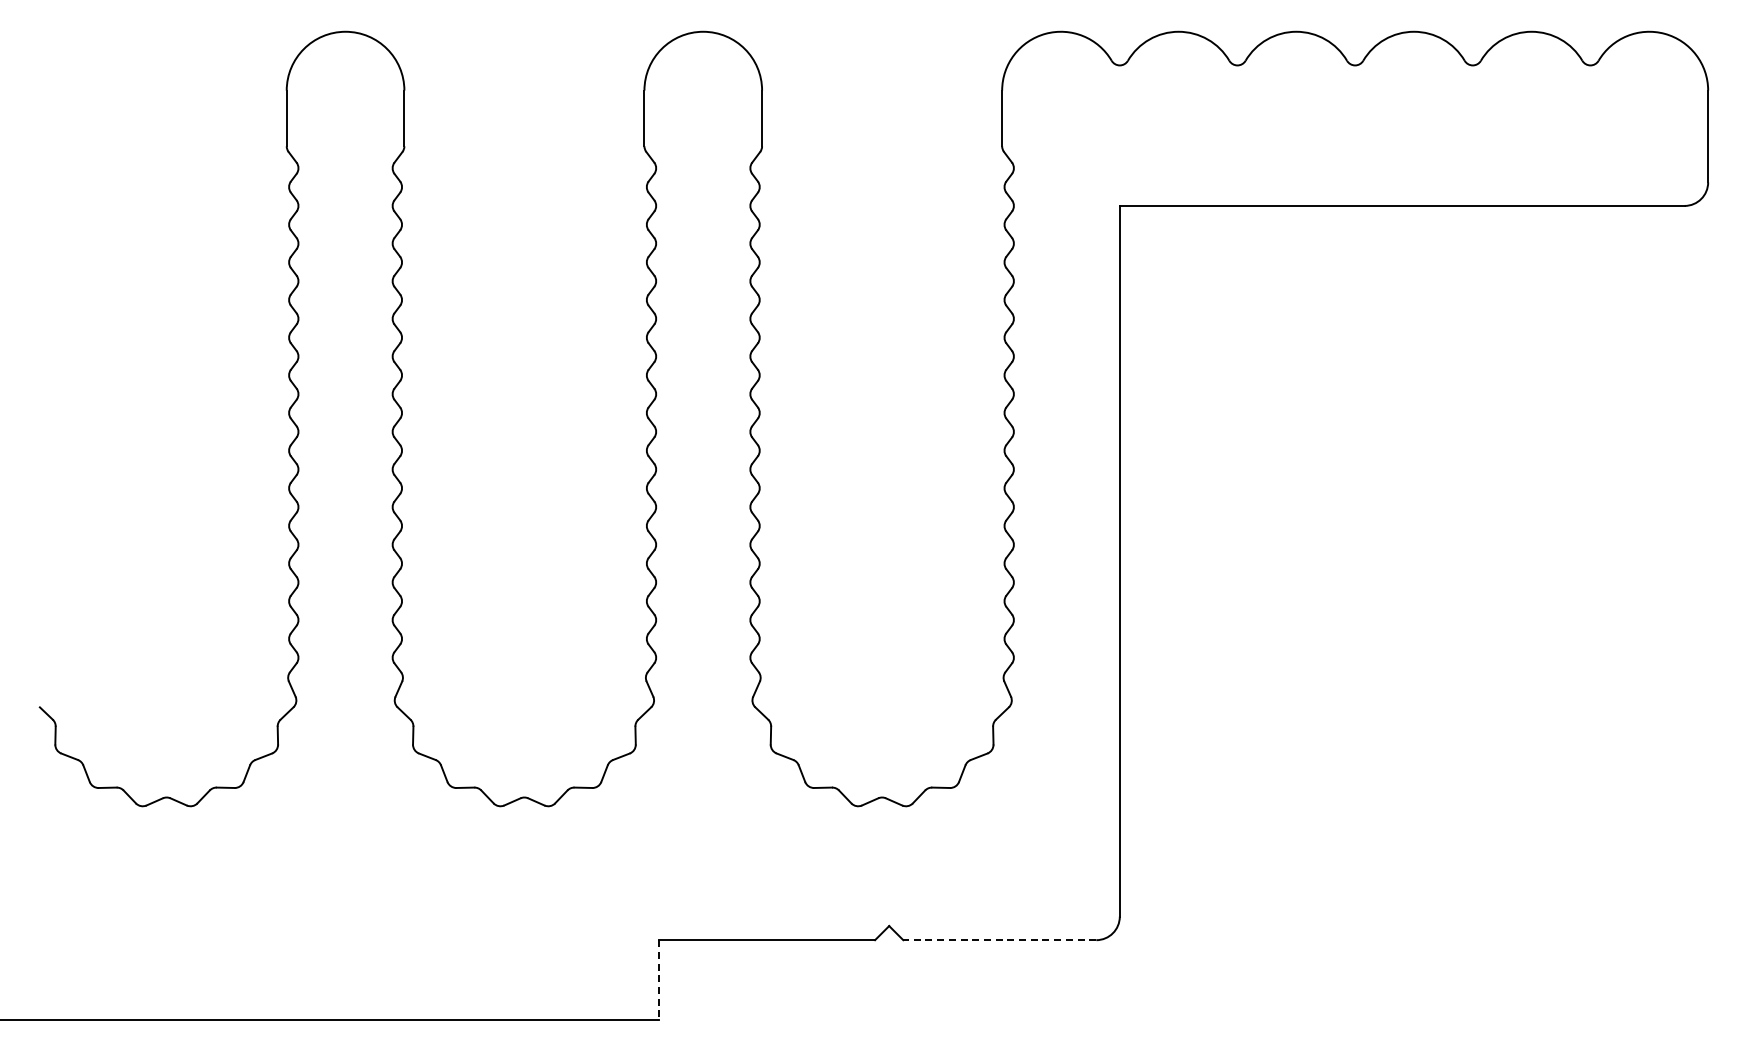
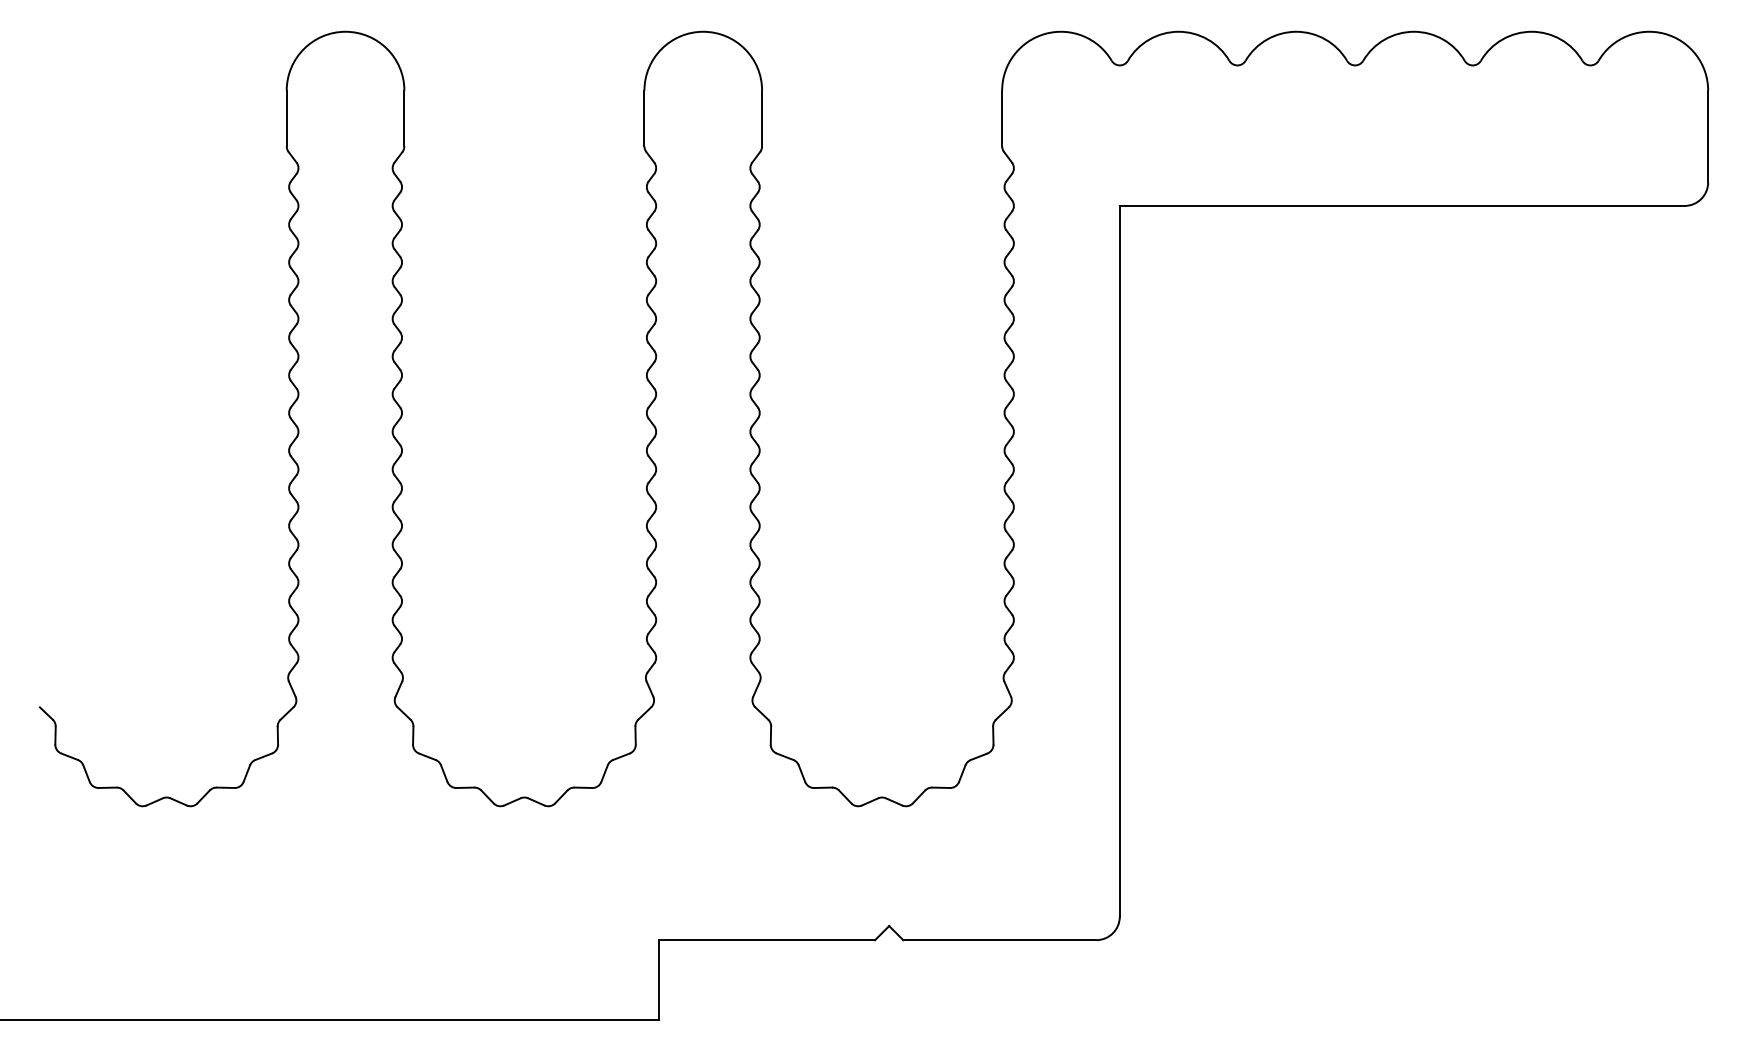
line: dashed -> solid (999, 940)
line: dashed -> solid (658, 980)
